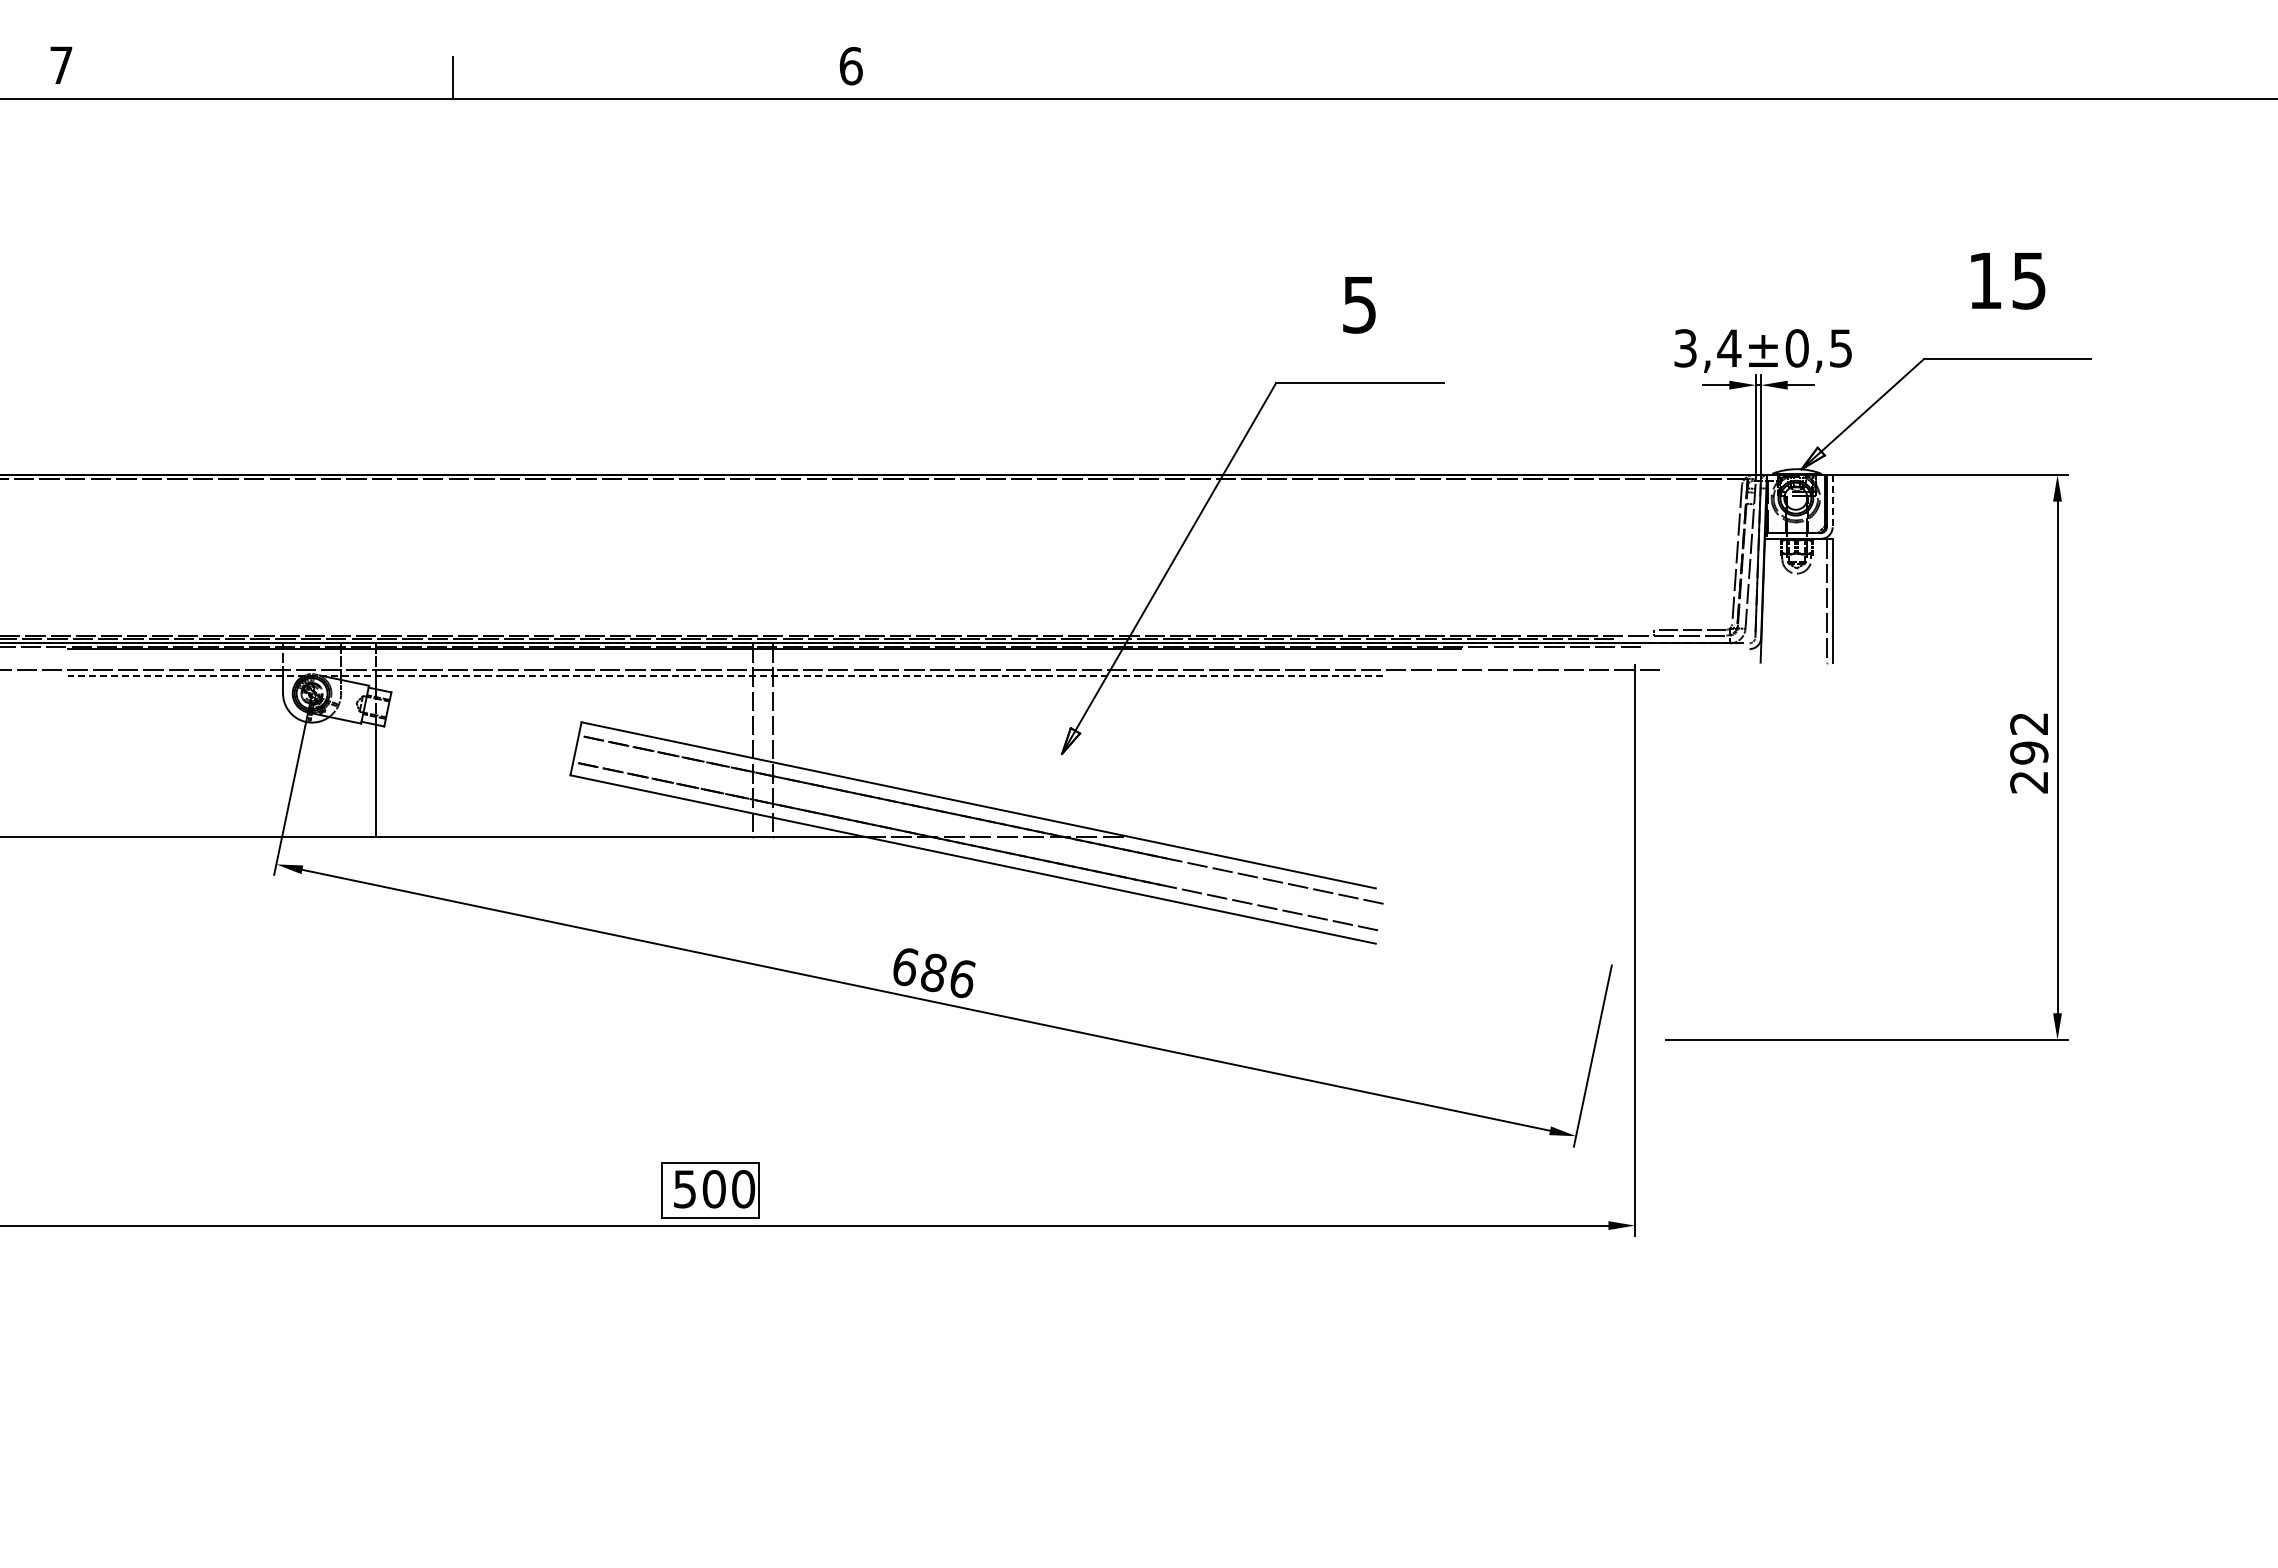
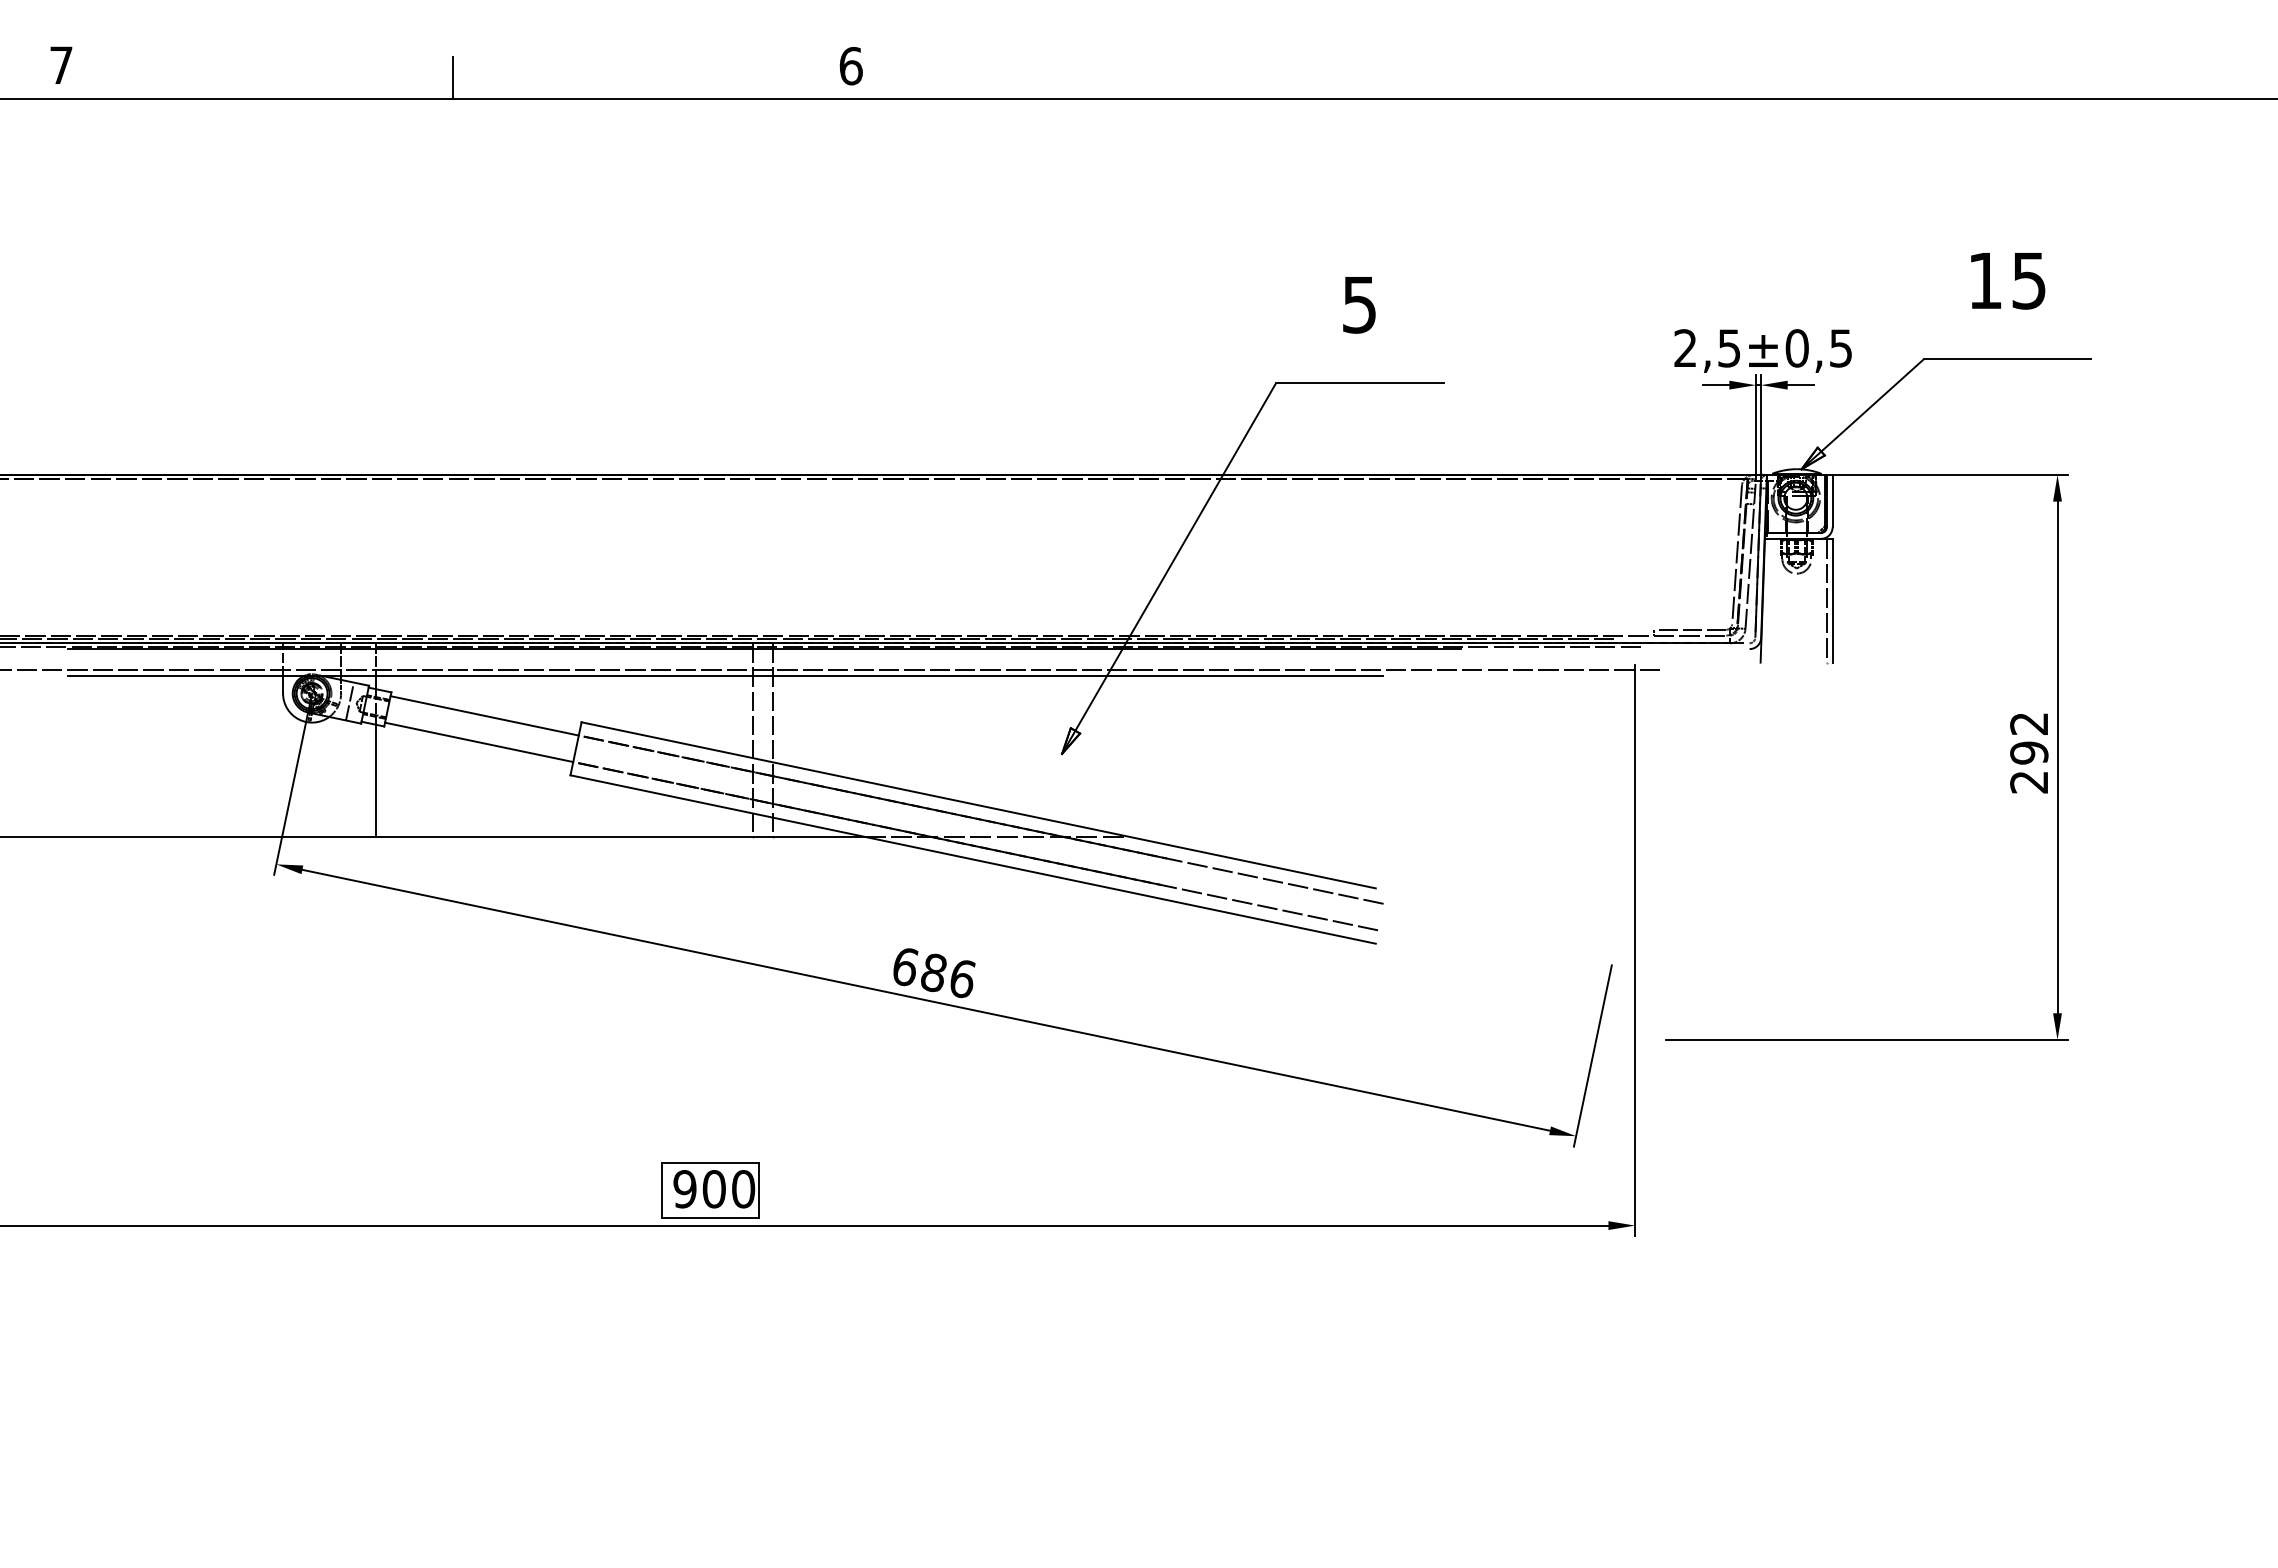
text: 3,4 -> 2,5 (1707, 348)
line: dashed -> solid (1832, 501)
line: dashed -> solid (725, 676)
line: none -> present (349, 701)
line: none -> present (484, 715)
line: none -> present (479, 742)
text: 500 -> 900 (684, 1189)
